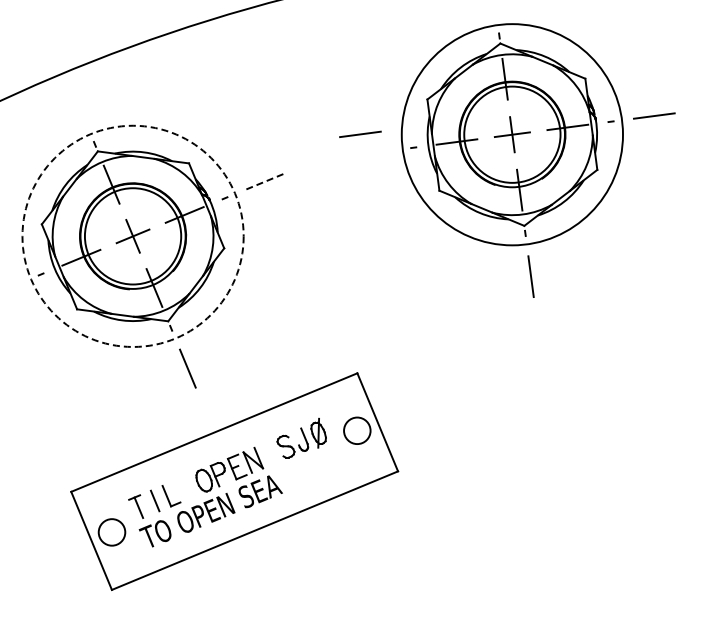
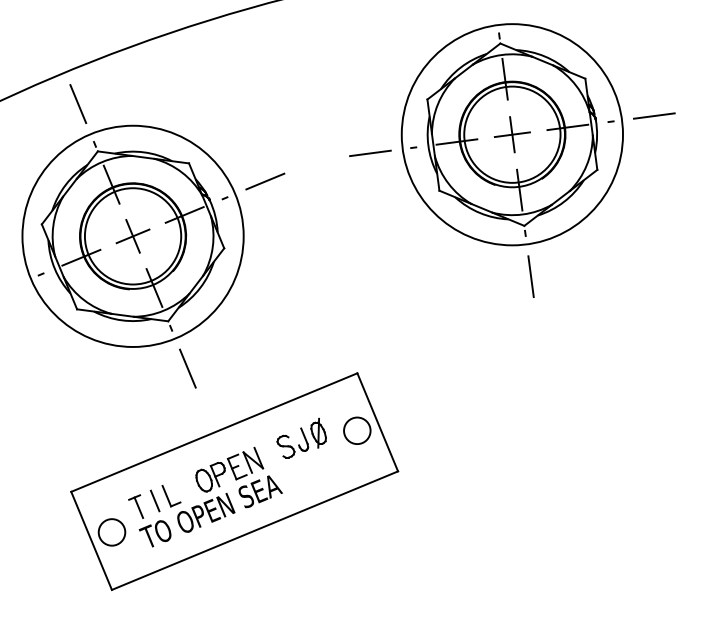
line: none -> present (78, 104)
line position: (360, 133) -> (370, 152) (370, 152)
line: dashed -> solid (265, 181)
circle: dashed -> solid (132, 235)
